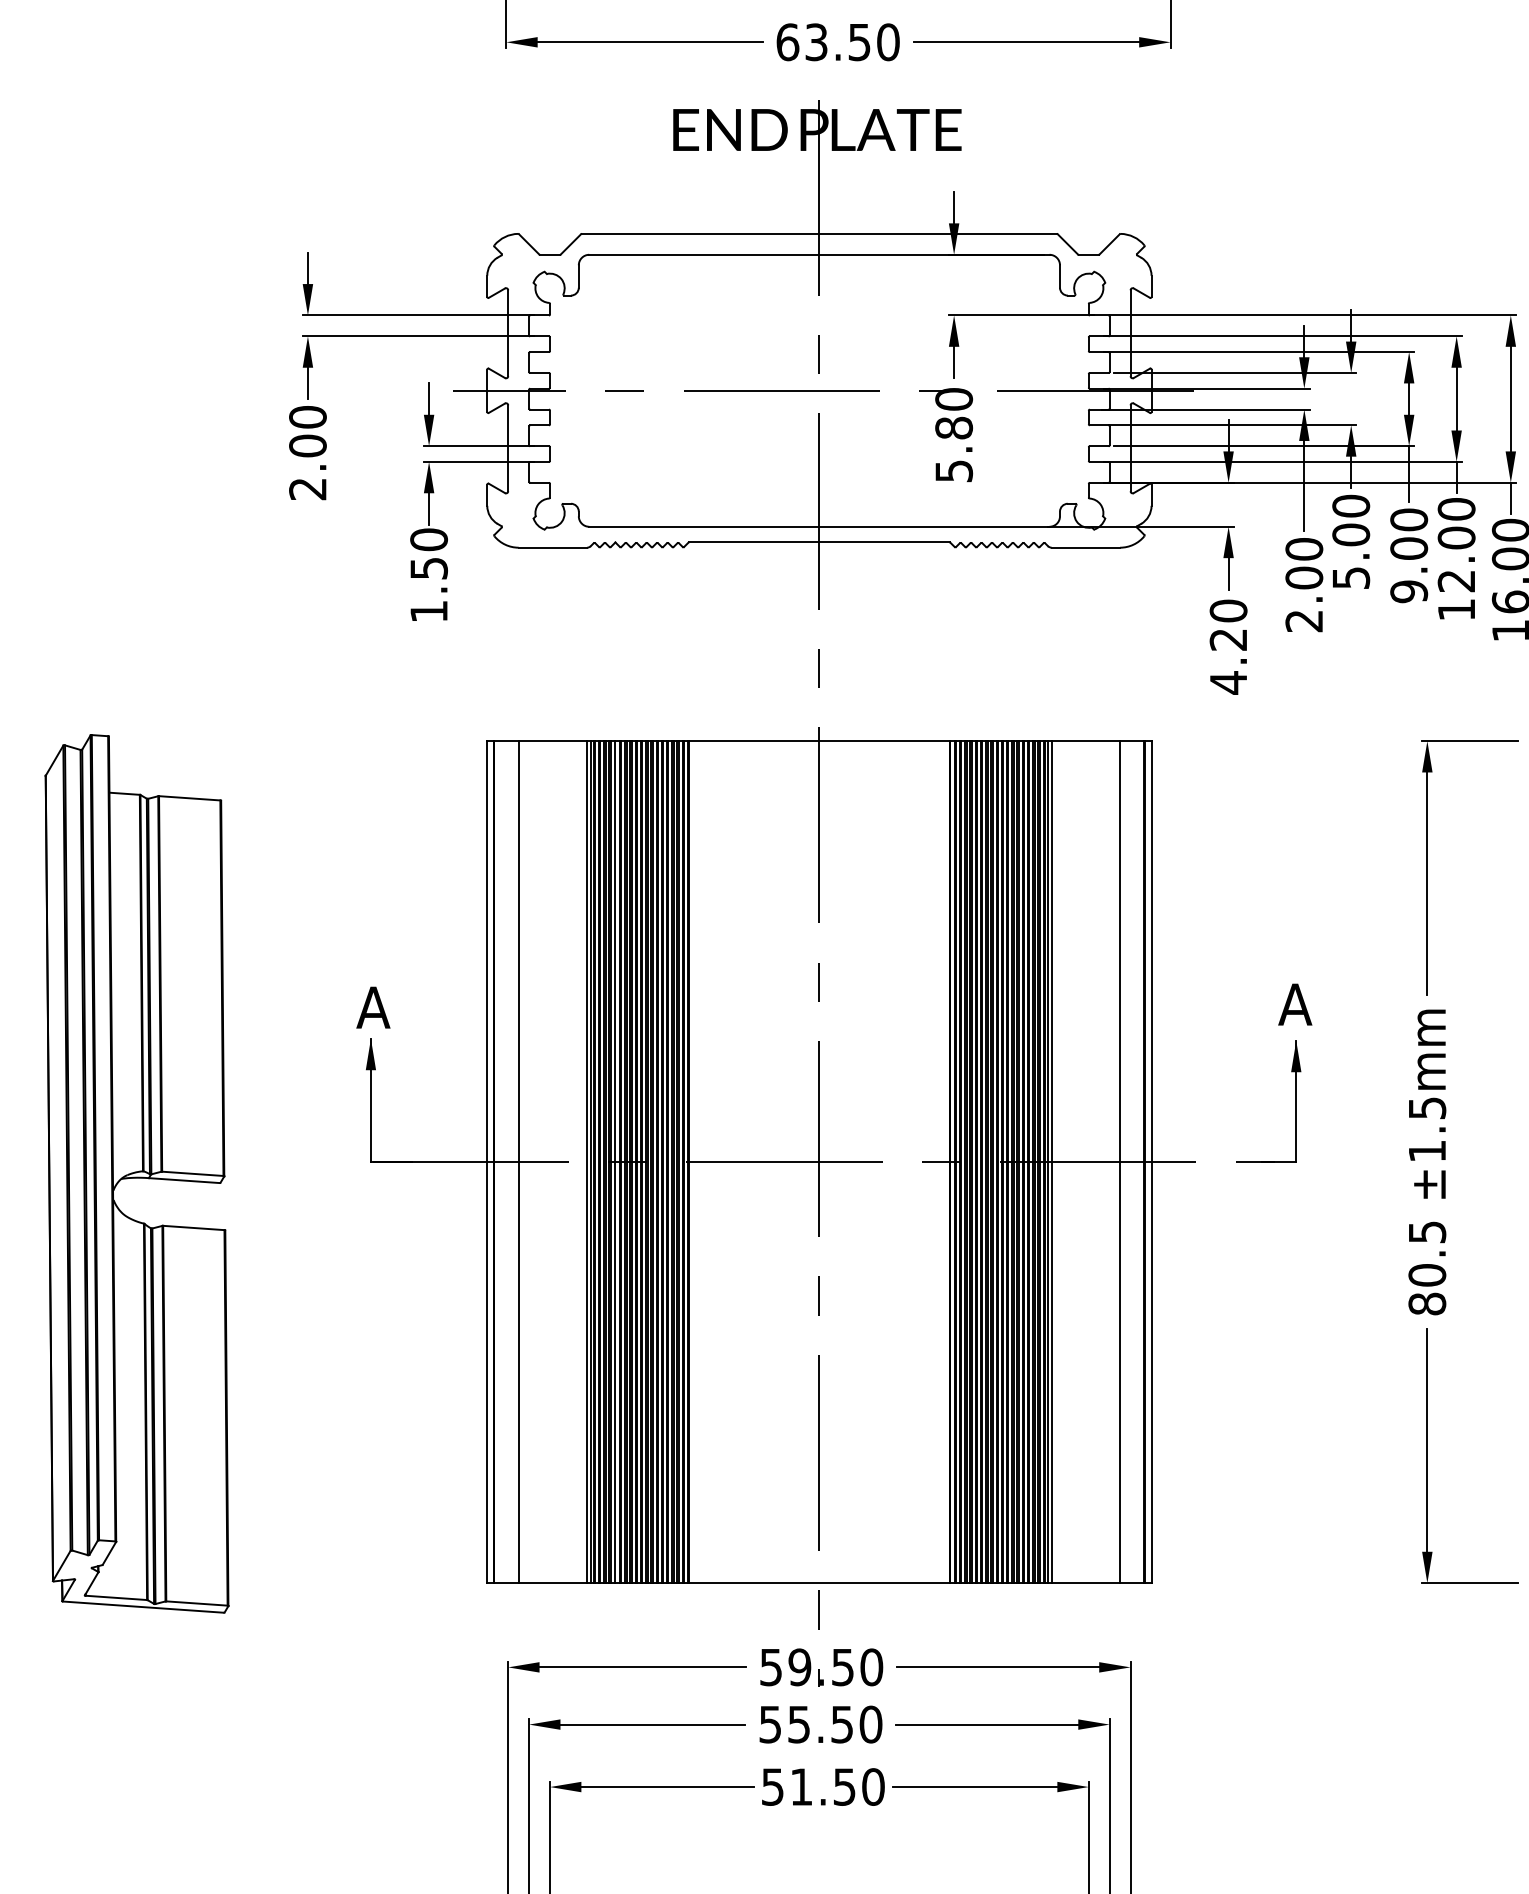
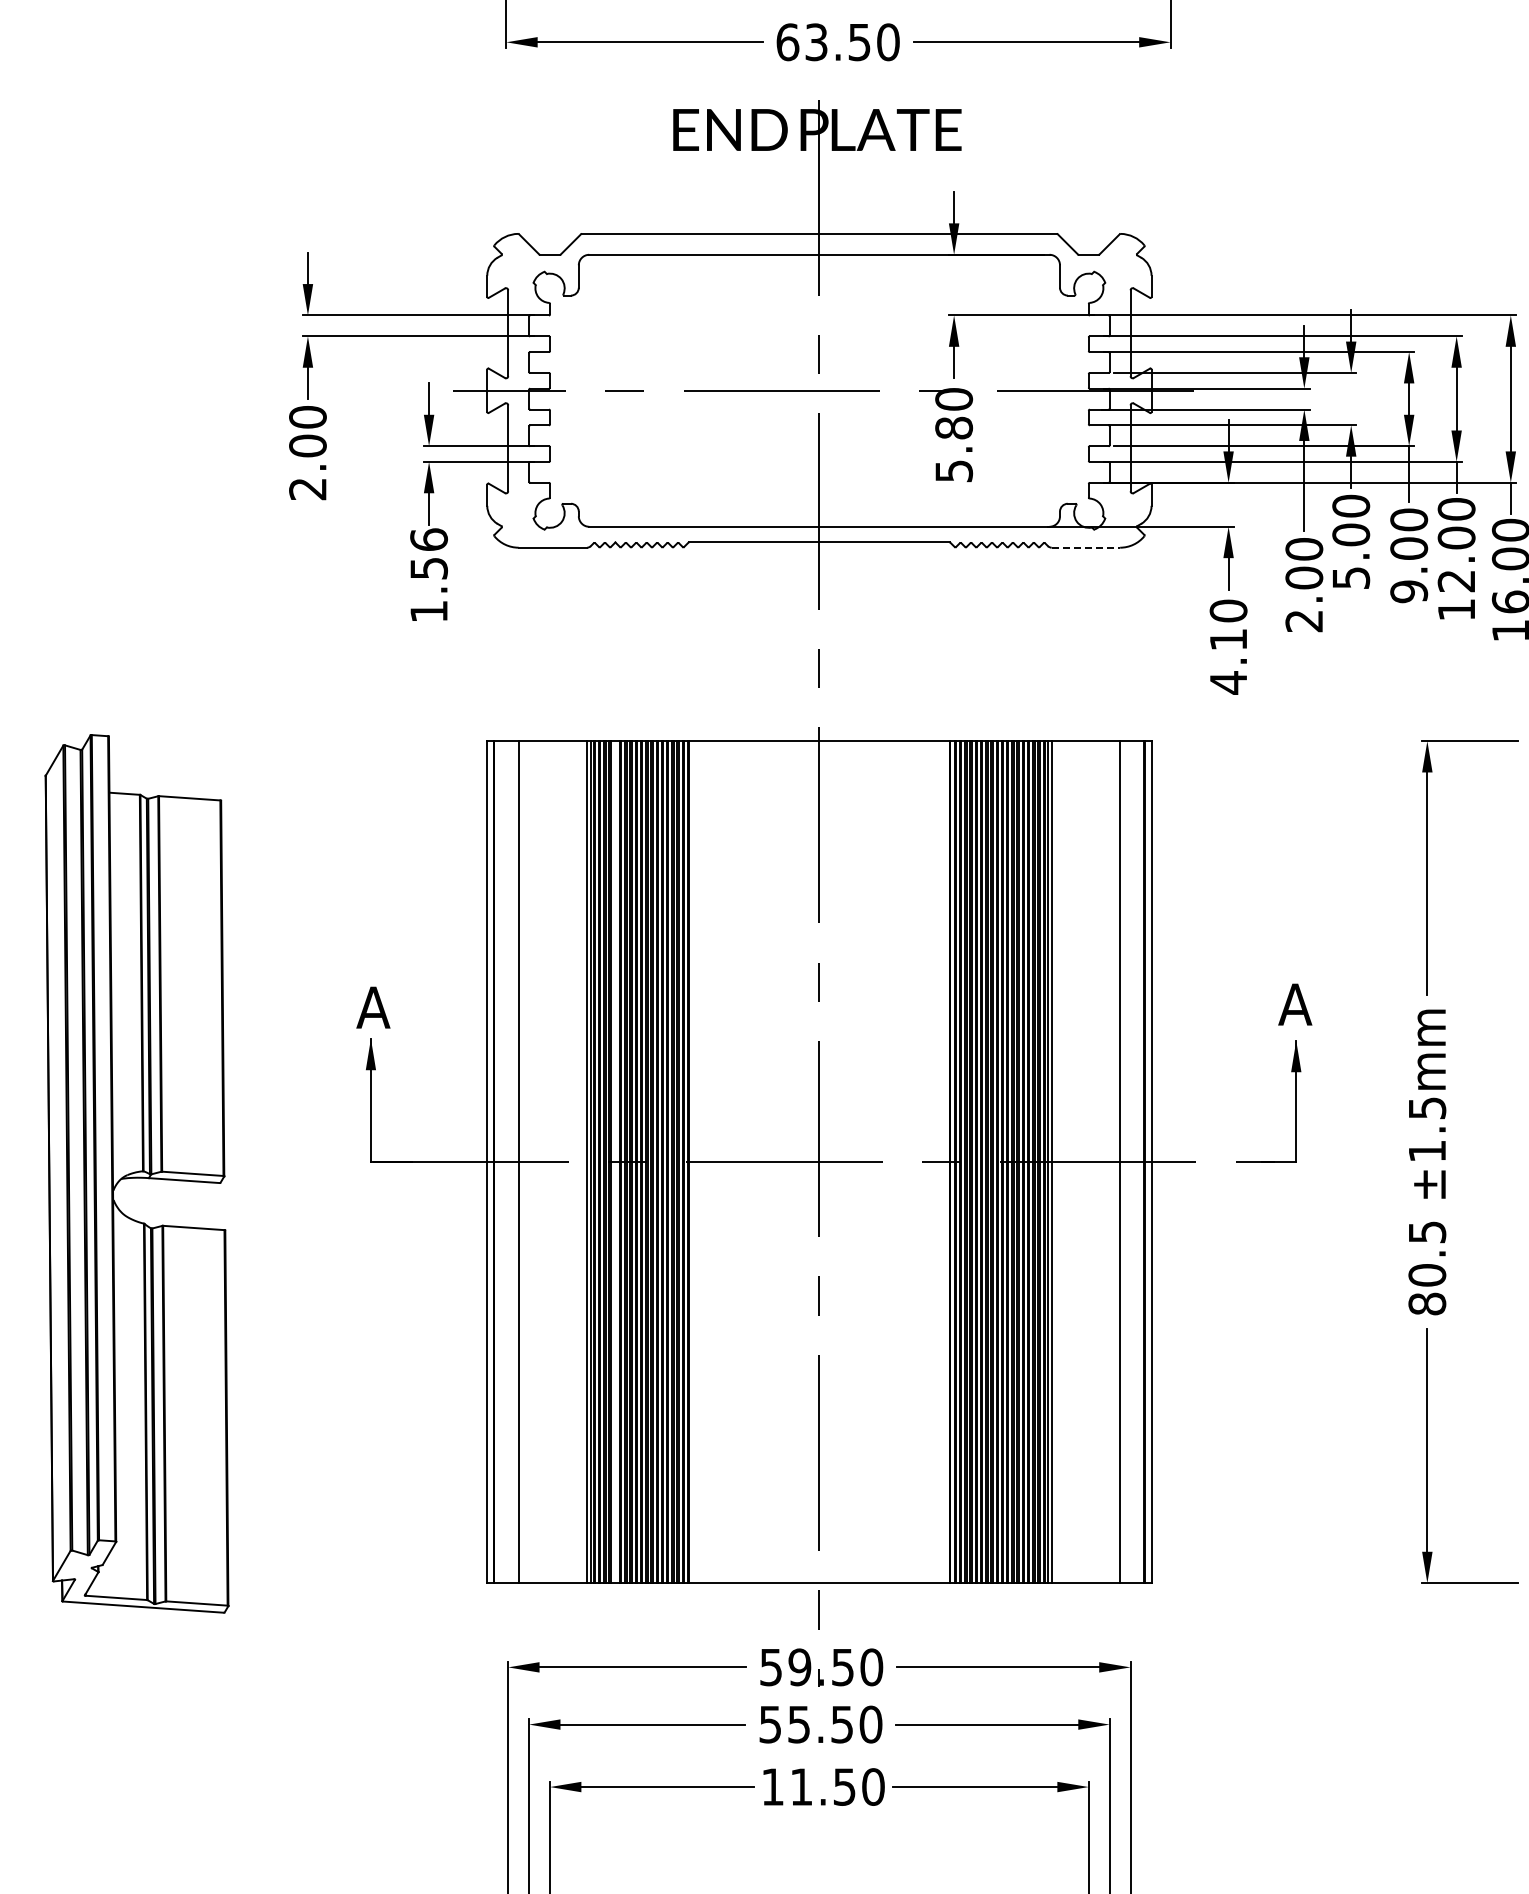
text: 1.50 -> 1.56 (428, 539)
line: solid -> dashed (1086, 547)
text: 4.20 -> 4.10 (1227, 639)
line: present -> none (615, 1162)
text: 51.50 -> 11.50 (772, 1786)
